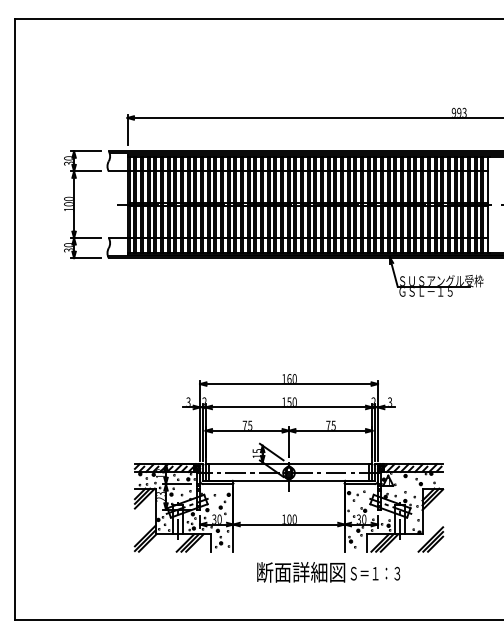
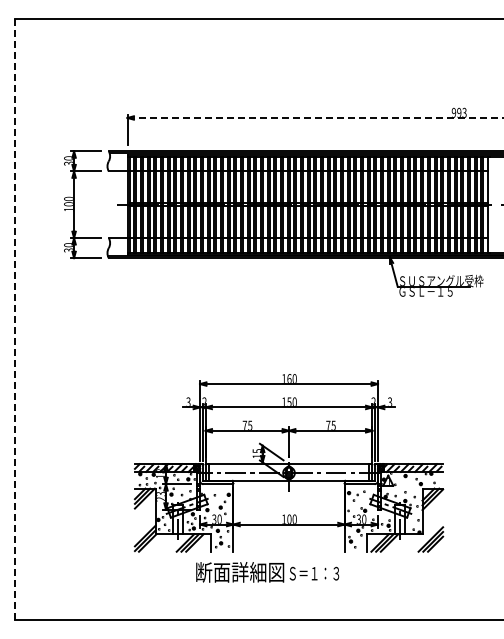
line: solid -> dashed (315, 117)
line: solid -> dashed (15, 319)
text position: (328, 572) -> (267, 572) (267, 572)
